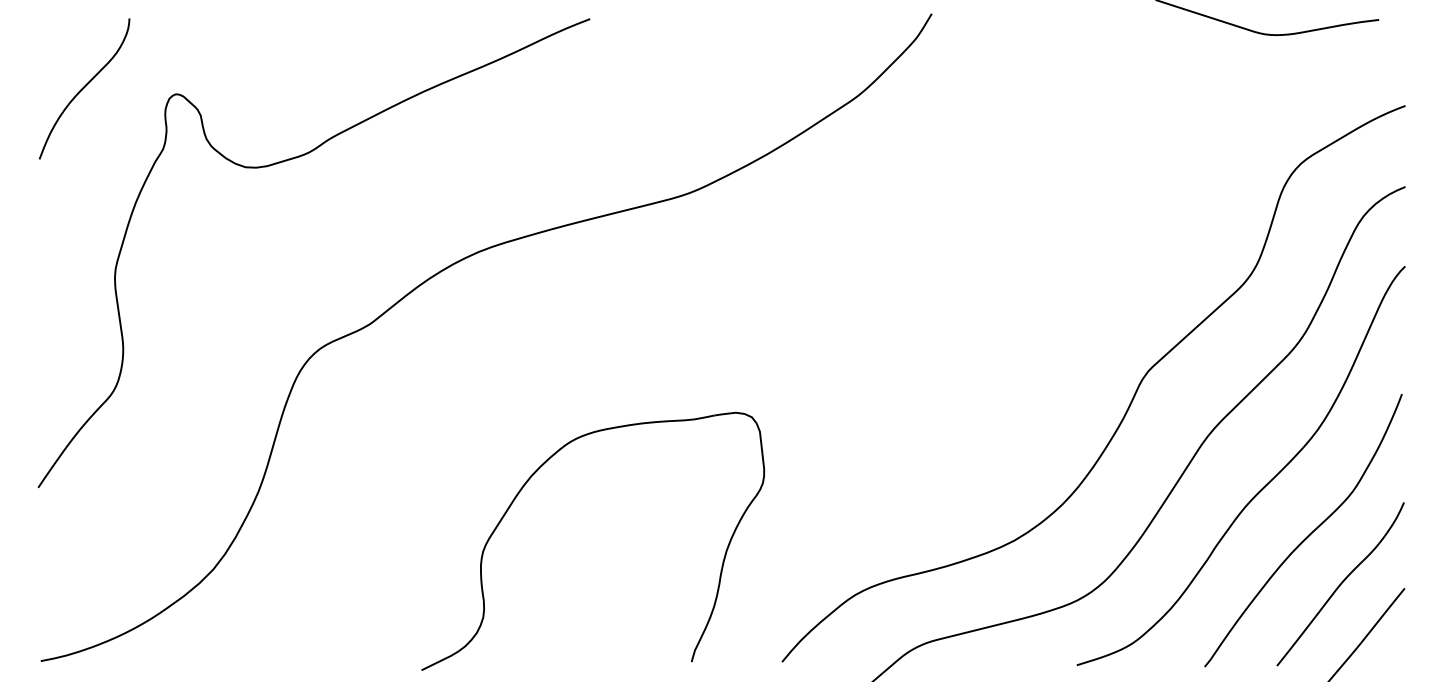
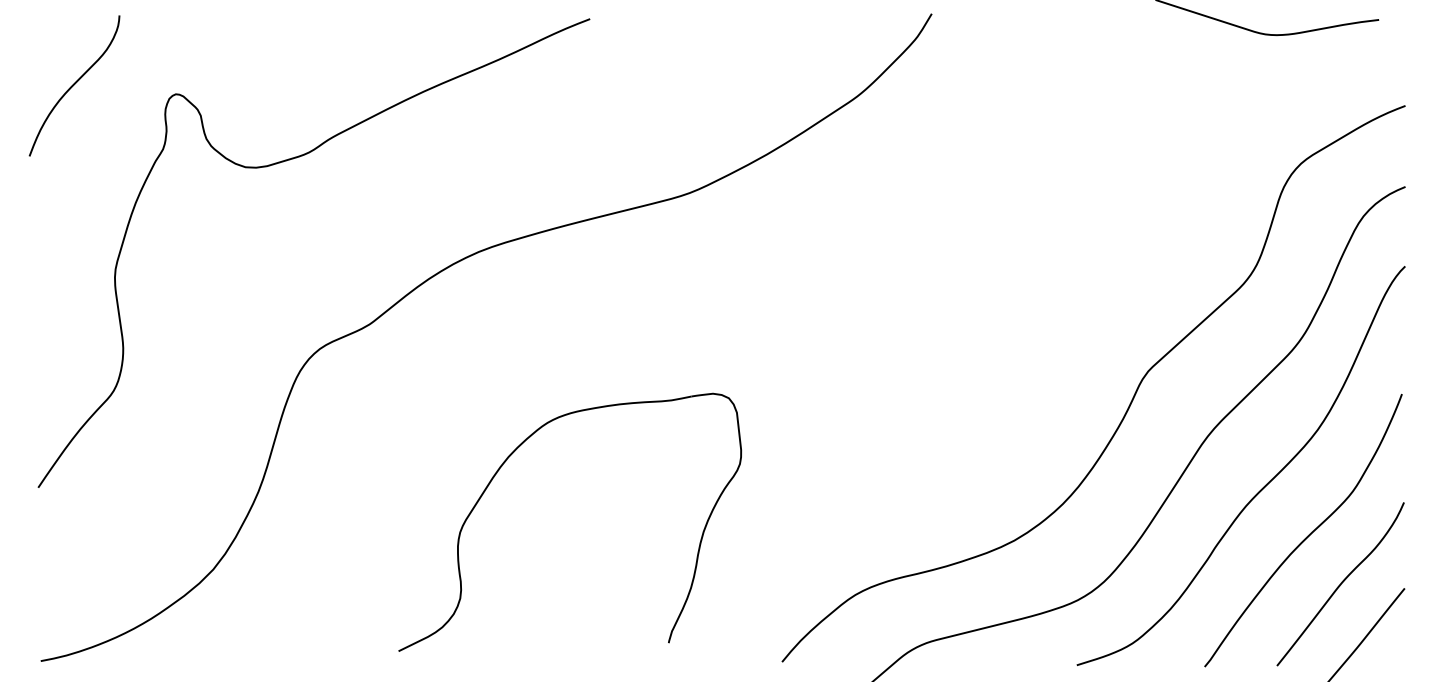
curve position: (84, 88) -> (74, 85) (74, 85)
part position: (520, 492) -> (497, 473) (497, 473)
